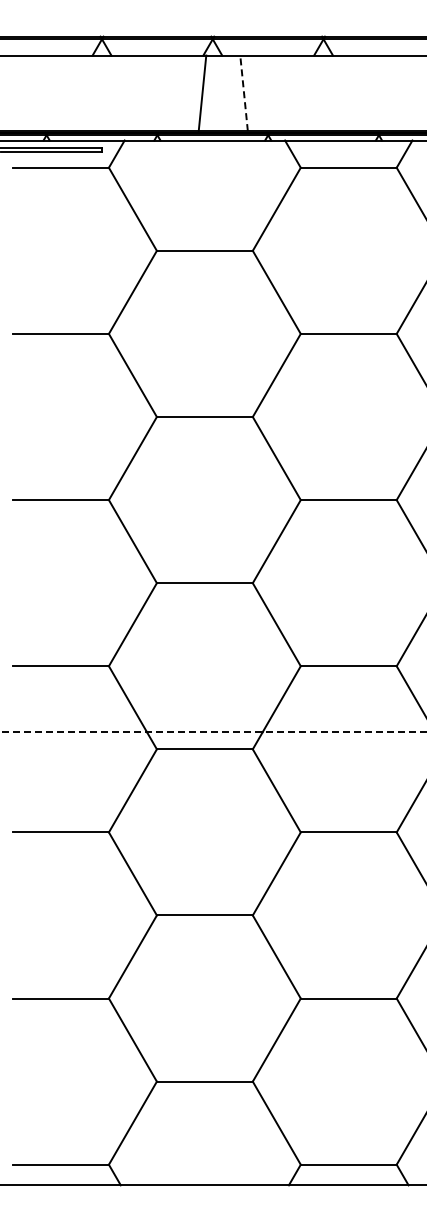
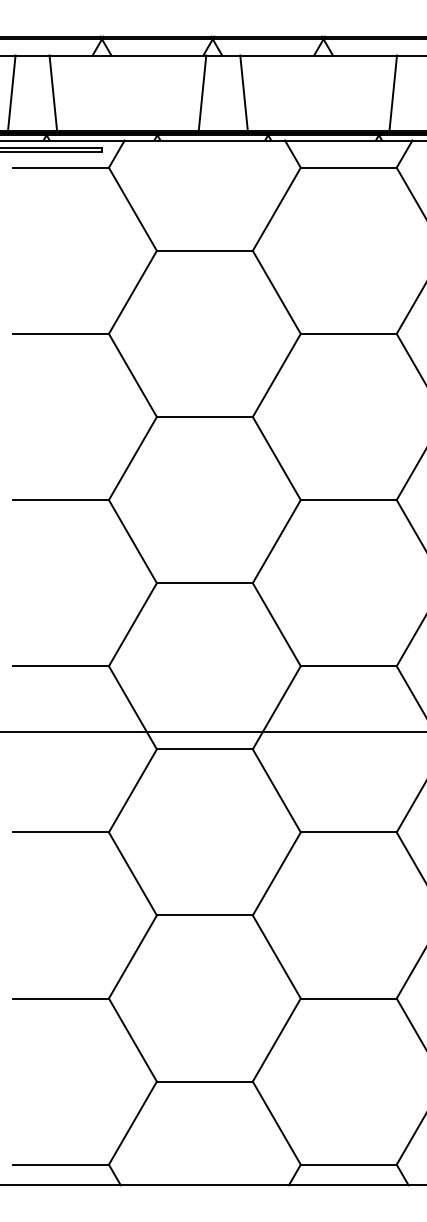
line: none -> present (11, 93)
line: none -> present (53, 93)
line: dashed -> solid (244, 93)
line: none -> present (393, 93)
line: dashed -> solid (213, 732)
